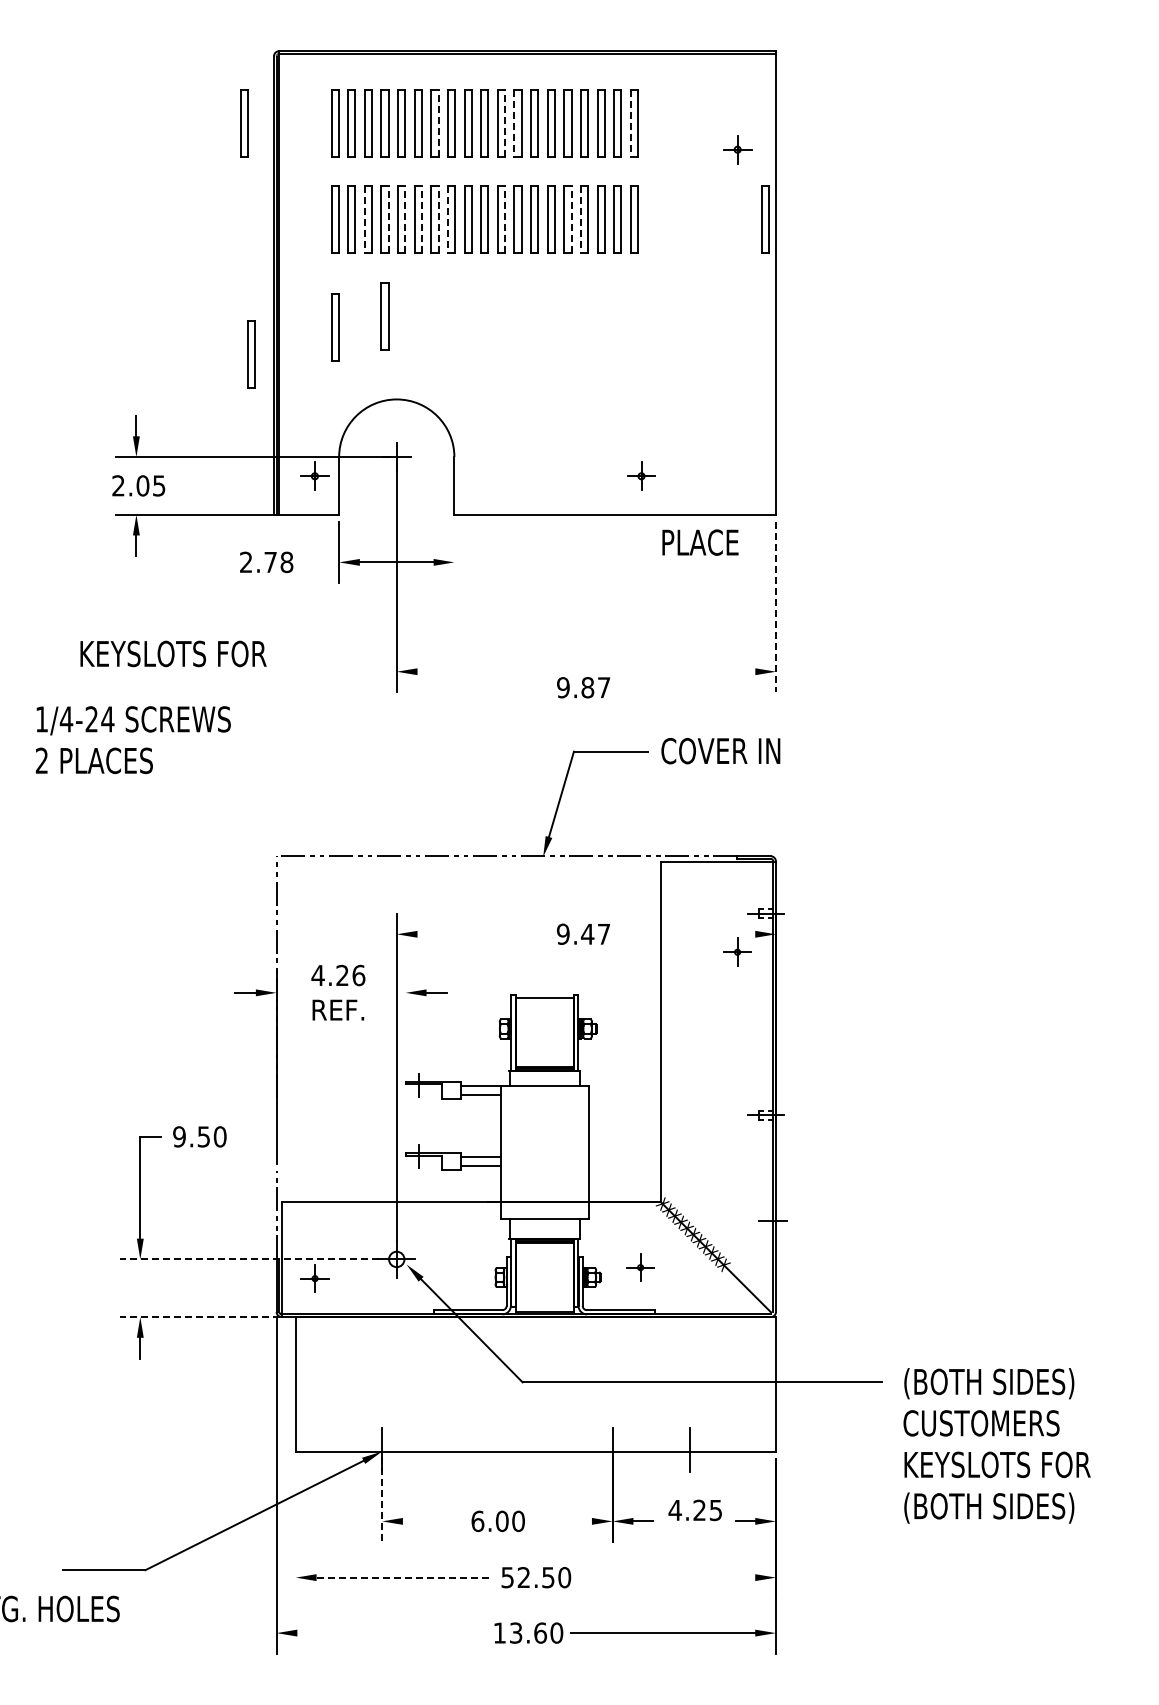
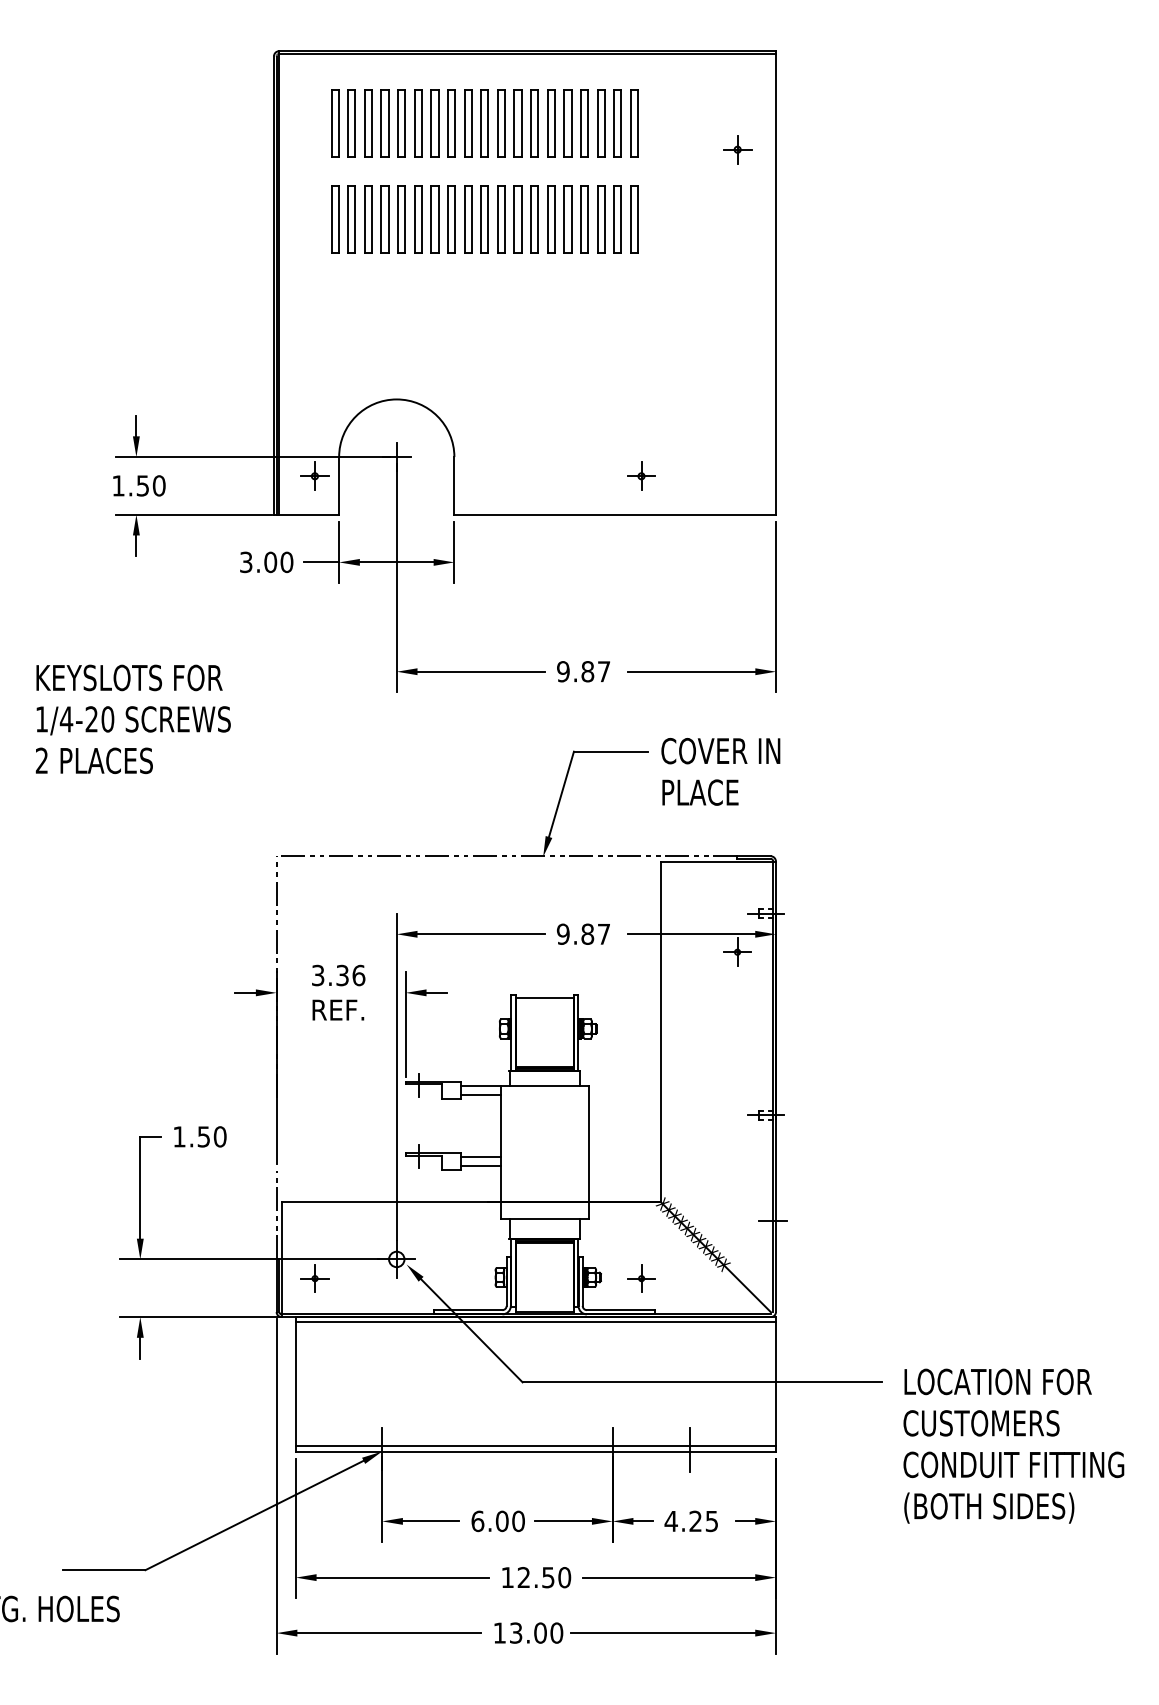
part: present -> none (244, 123)
line: dashed -> solid (438, 123)
line: dashed -> solid (505, 123)
line: dashed -> solid (514, 123)
line: dashed -> solid (630, 123)
line: dashed -> solid (364, 219)
line: dashed -> solid (388, 219)
line: dashed -> solid (405, 219)
line: dashed -> solid (421, 219)
line: dashed -> solid (438, 219)
line: dashed -> solid (447, 219)
line: dashed -> solid (505, 219)
line: dashed -> solid (571, 219)
line: dashed -> solid (580, 219)
part: present -> none (765, 219)
part: present -> none (384, 316)
part: present -> none (335, 327)
part: present -> none (251, 354)
text: 2.05 -> 1.50 (138, 485)
text position: (700, 542) -> (700, 792) (700, 792)
line: none -> present (454, 552)
text: 2.78 -> 3.00 (266, 562)
line: none -> present (321, 562)
line: dashed -> solid (776, 607)
text position: (173, 653) -> (129, 677) (129, 677)
line: none -> present (480, 671)
line: none -> present (691, 671)
text position: (583, 687) -> (583, 671) (583, 671)
text: 1/4-24 -> 1/4-20 (107, 719)
text: 9.47 -> 9.87 (587, 933)
line: none -> present (480, 934)
line: none -> present (691, 934)
text: 4.26 -> 3.36 (329, 975)
line: none -> present (405, 1024)
text: 9.50 -> 1.50 (179, 1136)
line: dashed -> solid (249, 1259)
part position: (640, 1267) -> (641, 1278) (641, 1278)
line: dashed -> solid (199, 1317)
line: none -> present (535, 1322)
text: (BOTH SIDES) -> LOCATION FOR (997, 1383)
line: none -> present (535, 1446)
text: KEYSLOTS FOR -> CONDUIT FITTING (1013, 1464)
line: dashed -> solid (382, 1500)
text position: (694, 1510) -> (690, 1521) (690, 1521)
line: none -> present (430, 1521)
line: none -> present (563, 1521)
line: none -> present (295, 1528)
line: dashed -> solid (403, 1577)
text: 52.50 -> 12.50 (507, 1577)
line: none -> present (668, 1577)
text: 13.60 -> 13.00 (540, 1632)
line: none -> present (389, 1633)
